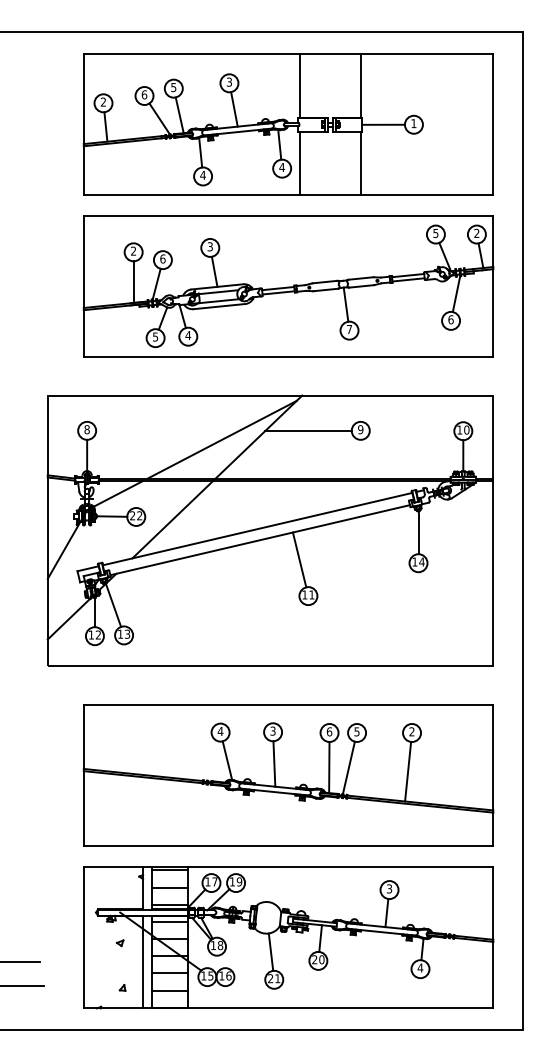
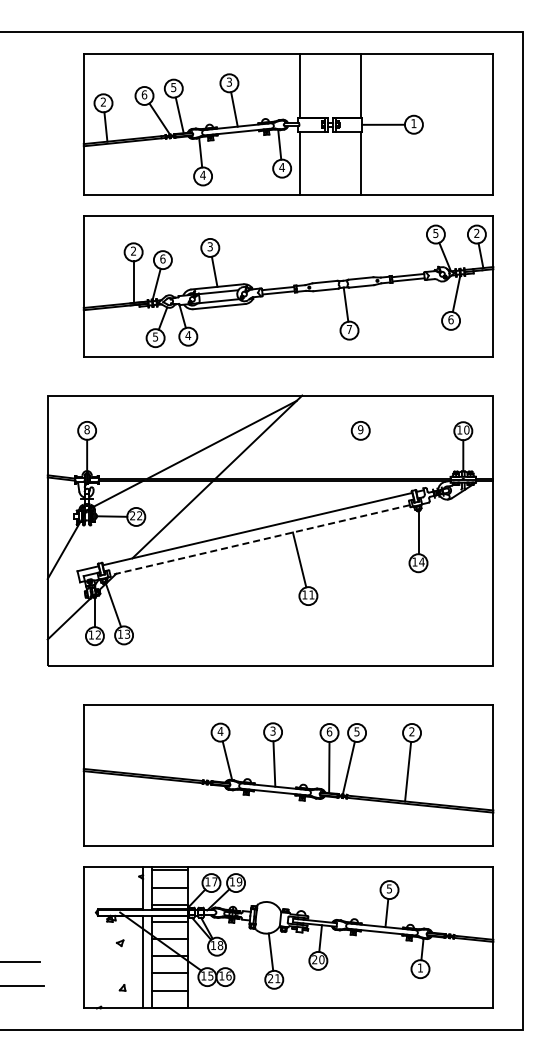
line: present -> none (308, 430)
line: solid -> dashed (260, 540)
text: 3 -> 5 (389, 888)
text: 4 -> 1 (420, 967)
